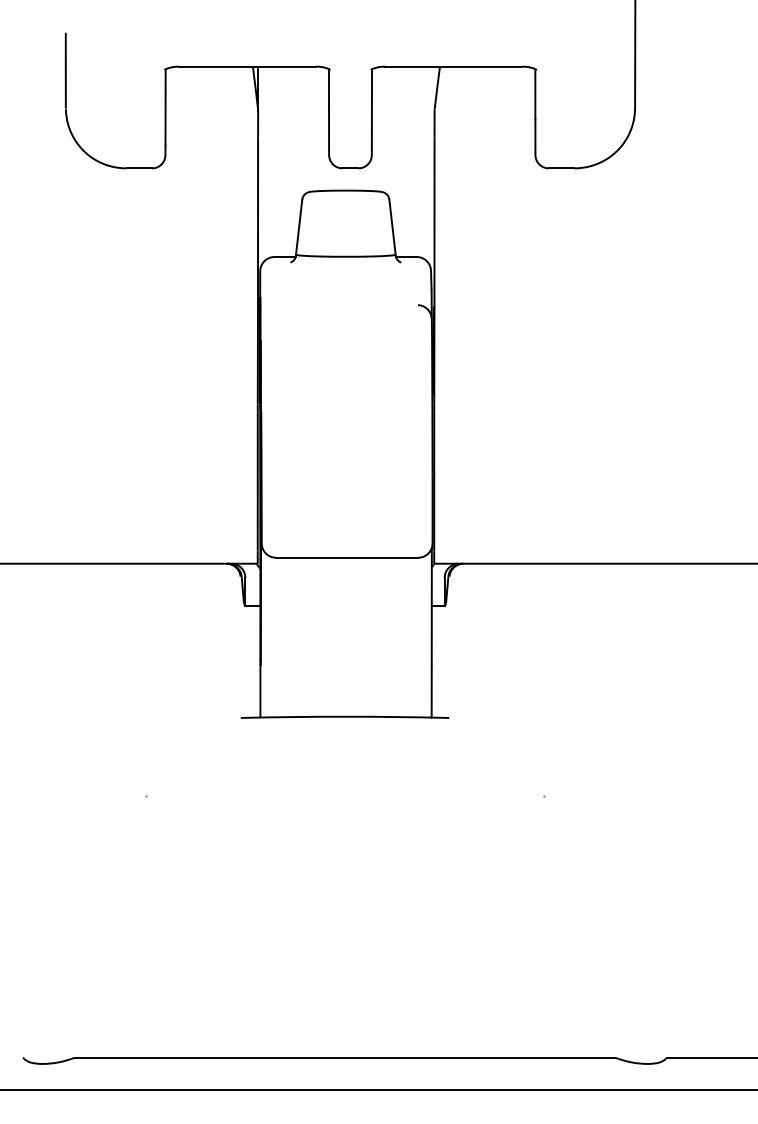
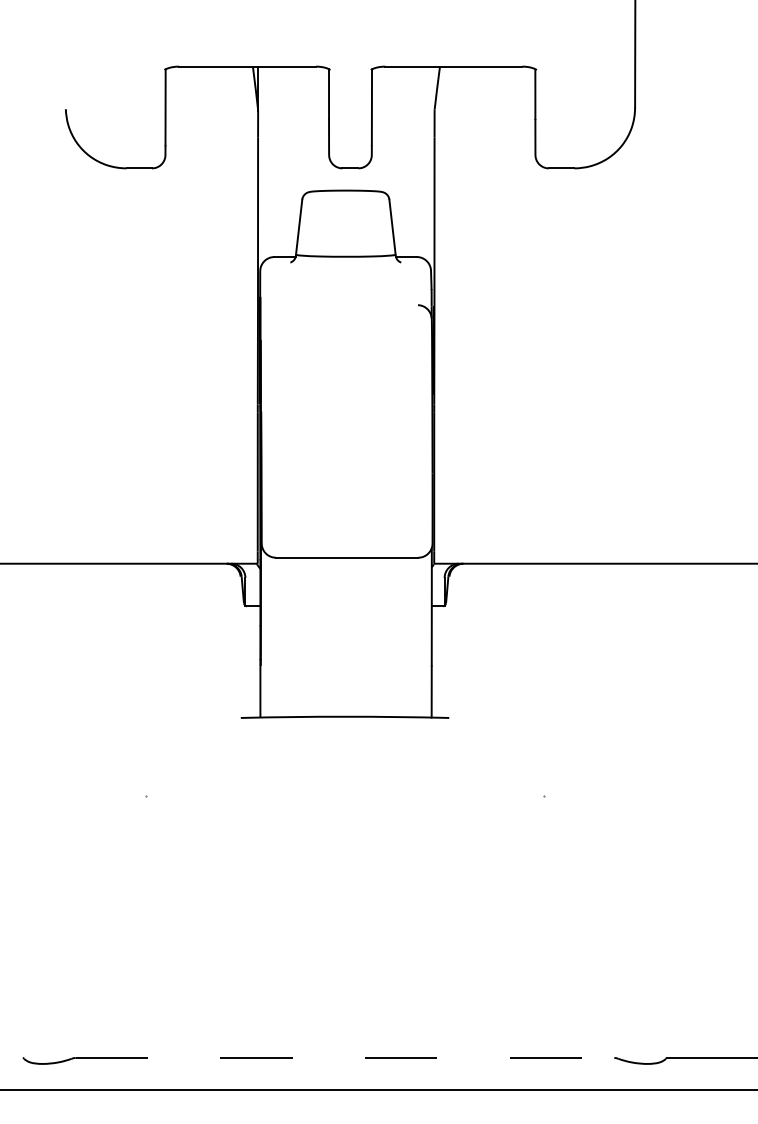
line: present -> none (65, 70)
line: solid -> dashed (345, 1058)
